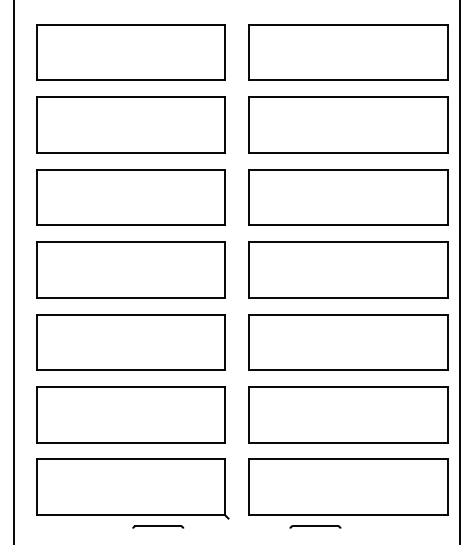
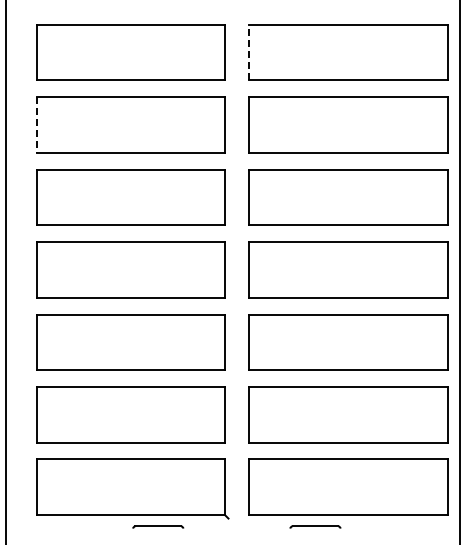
line: solid -> dashed (248, 52)
line: solid -> dashed (37, 125)
line position: (13, 271) -> (5, 271) (5, 271)
